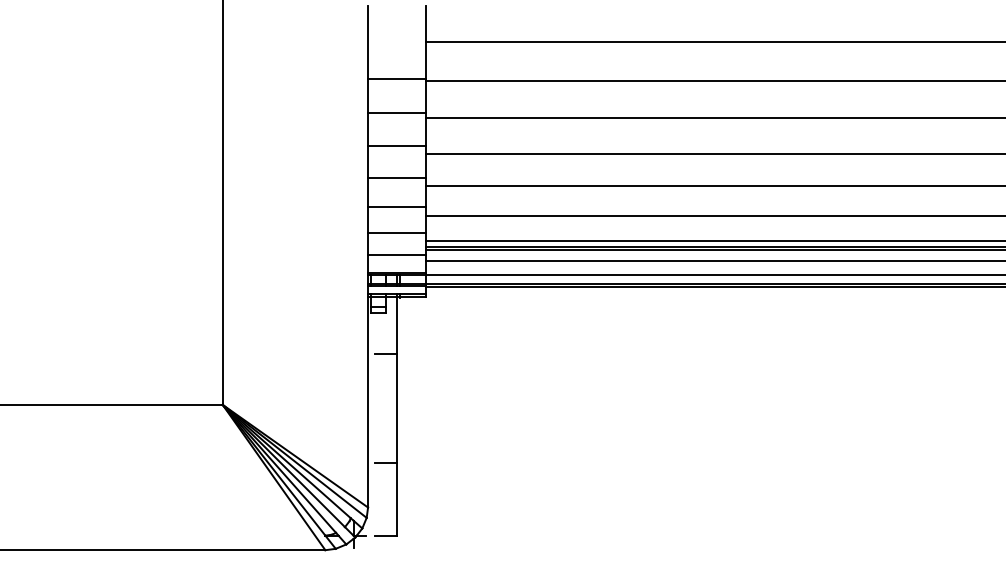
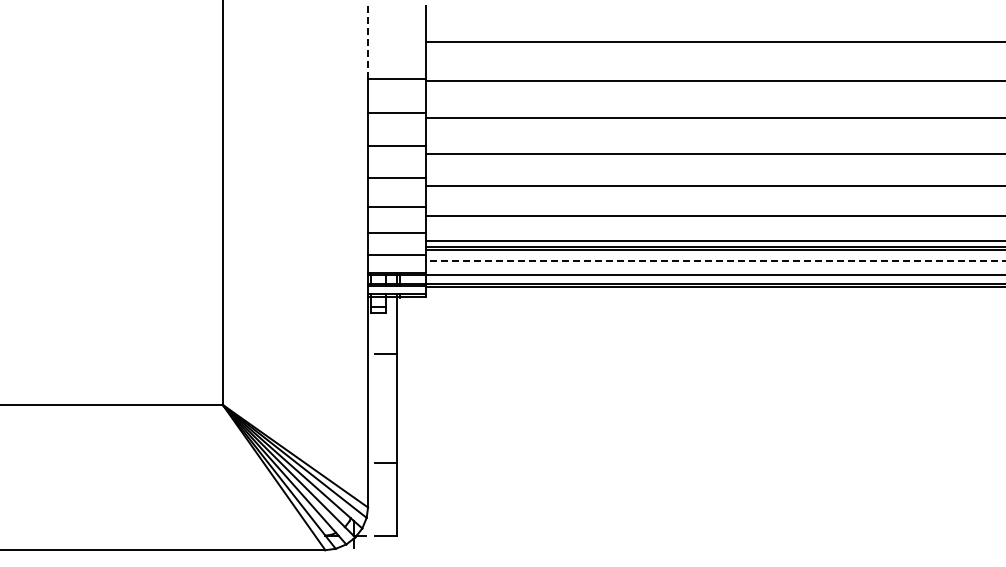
line: solid -> dashed (368, 42)
line: solid -> dashed (716, 260)
